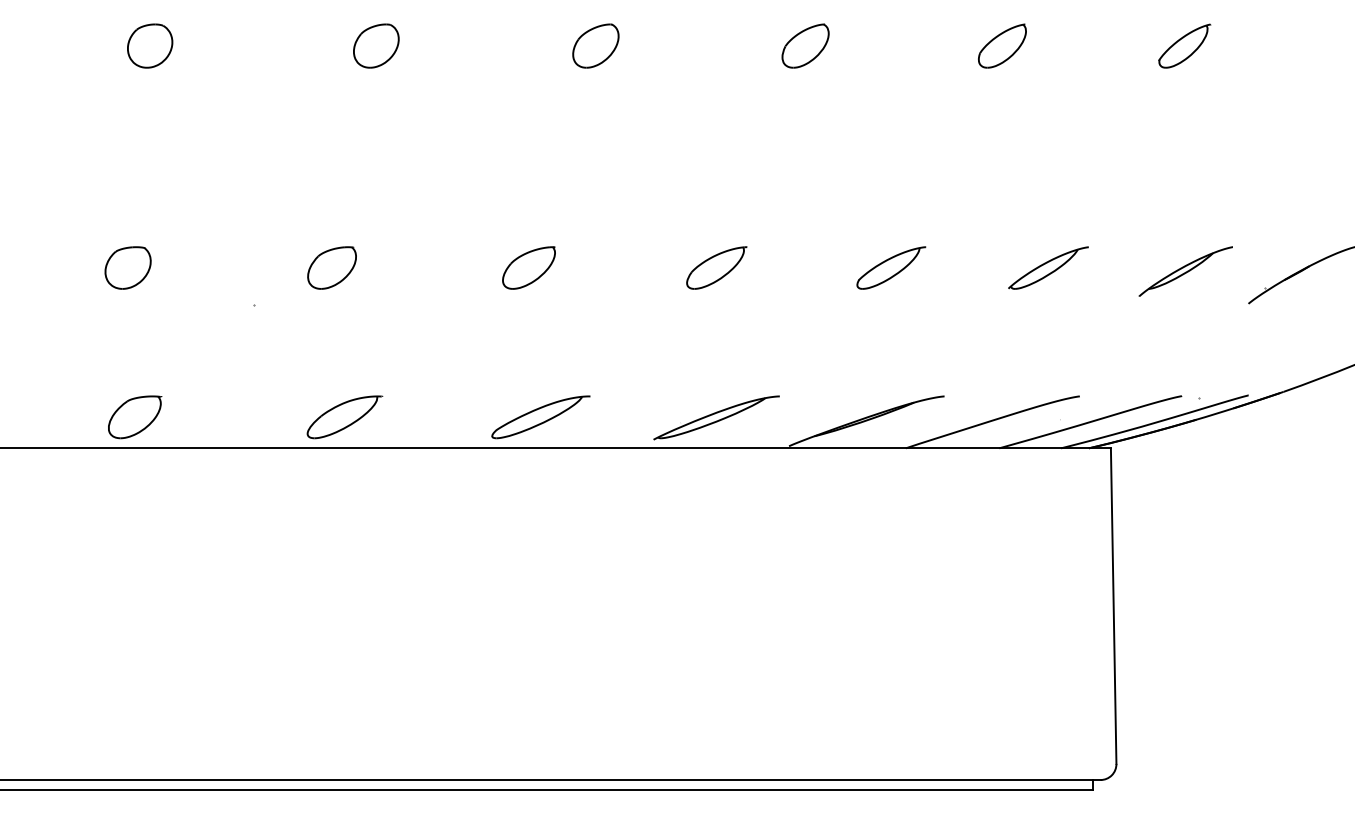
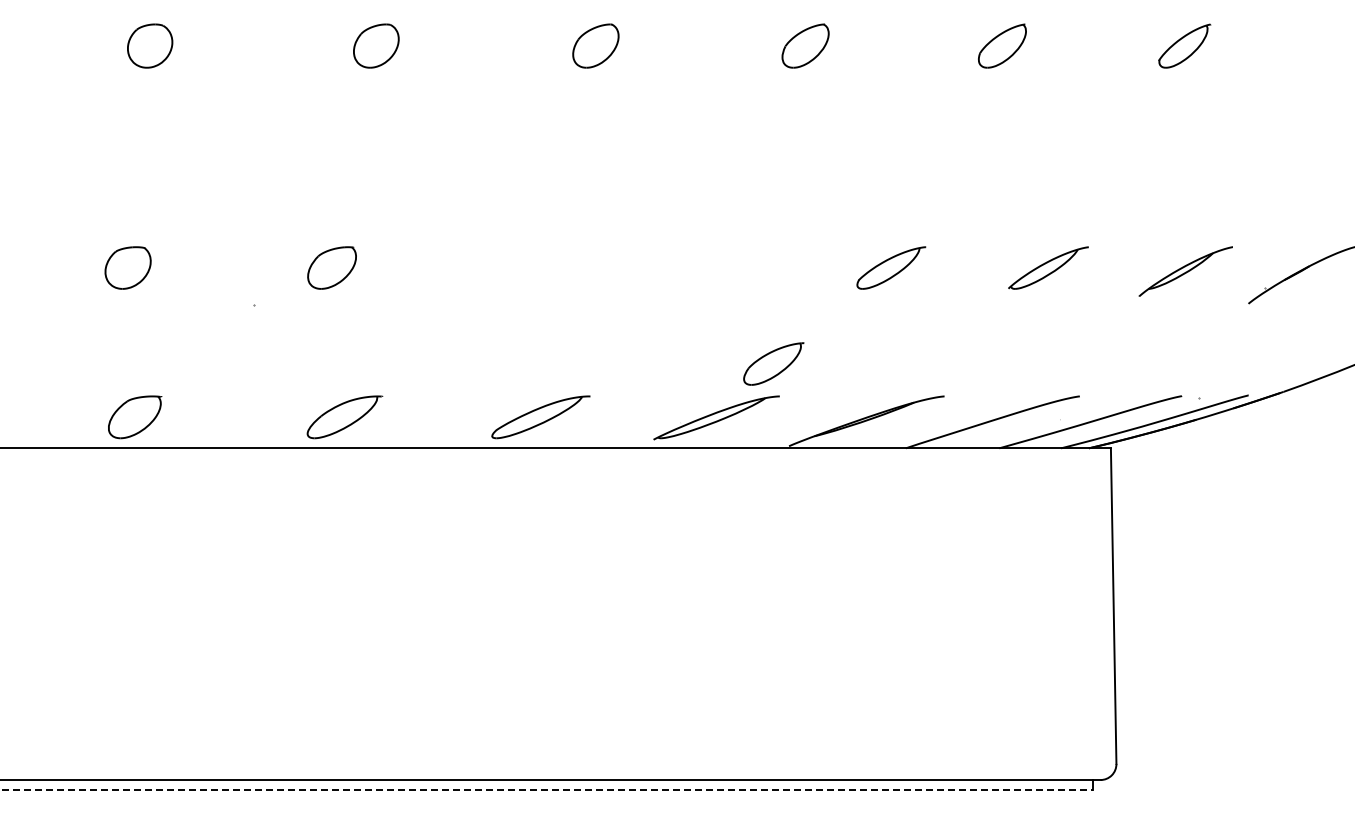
part: present -> none (528, 267)
part position: (716, 267) -> (773, 363) (773, 363)
line: solid -> dashed (547, 789)
